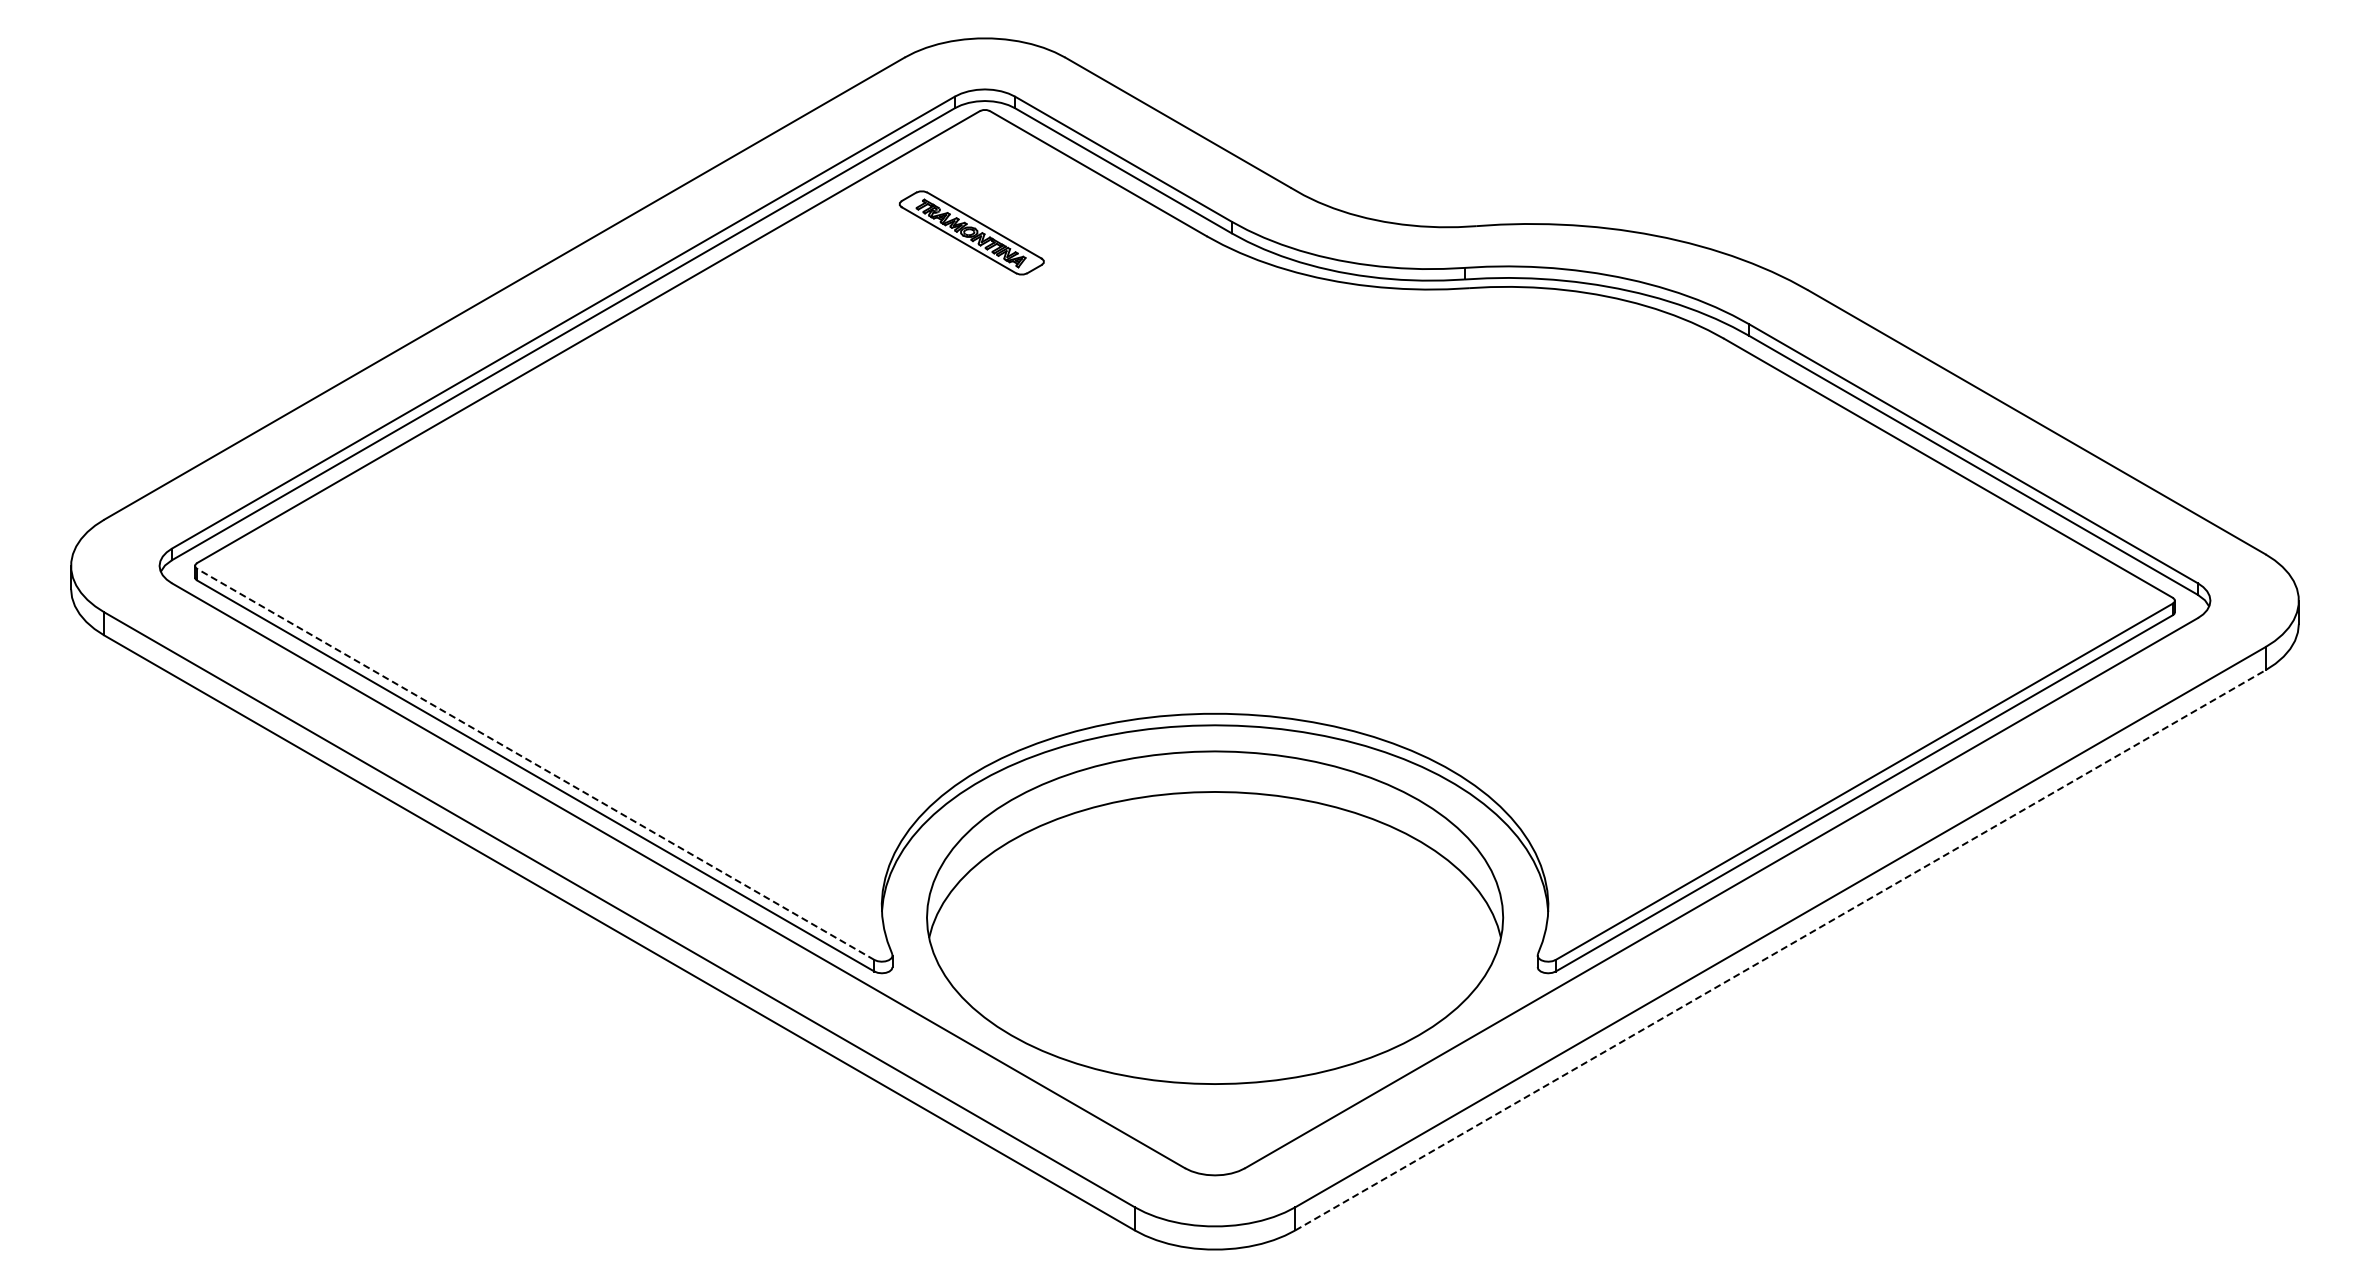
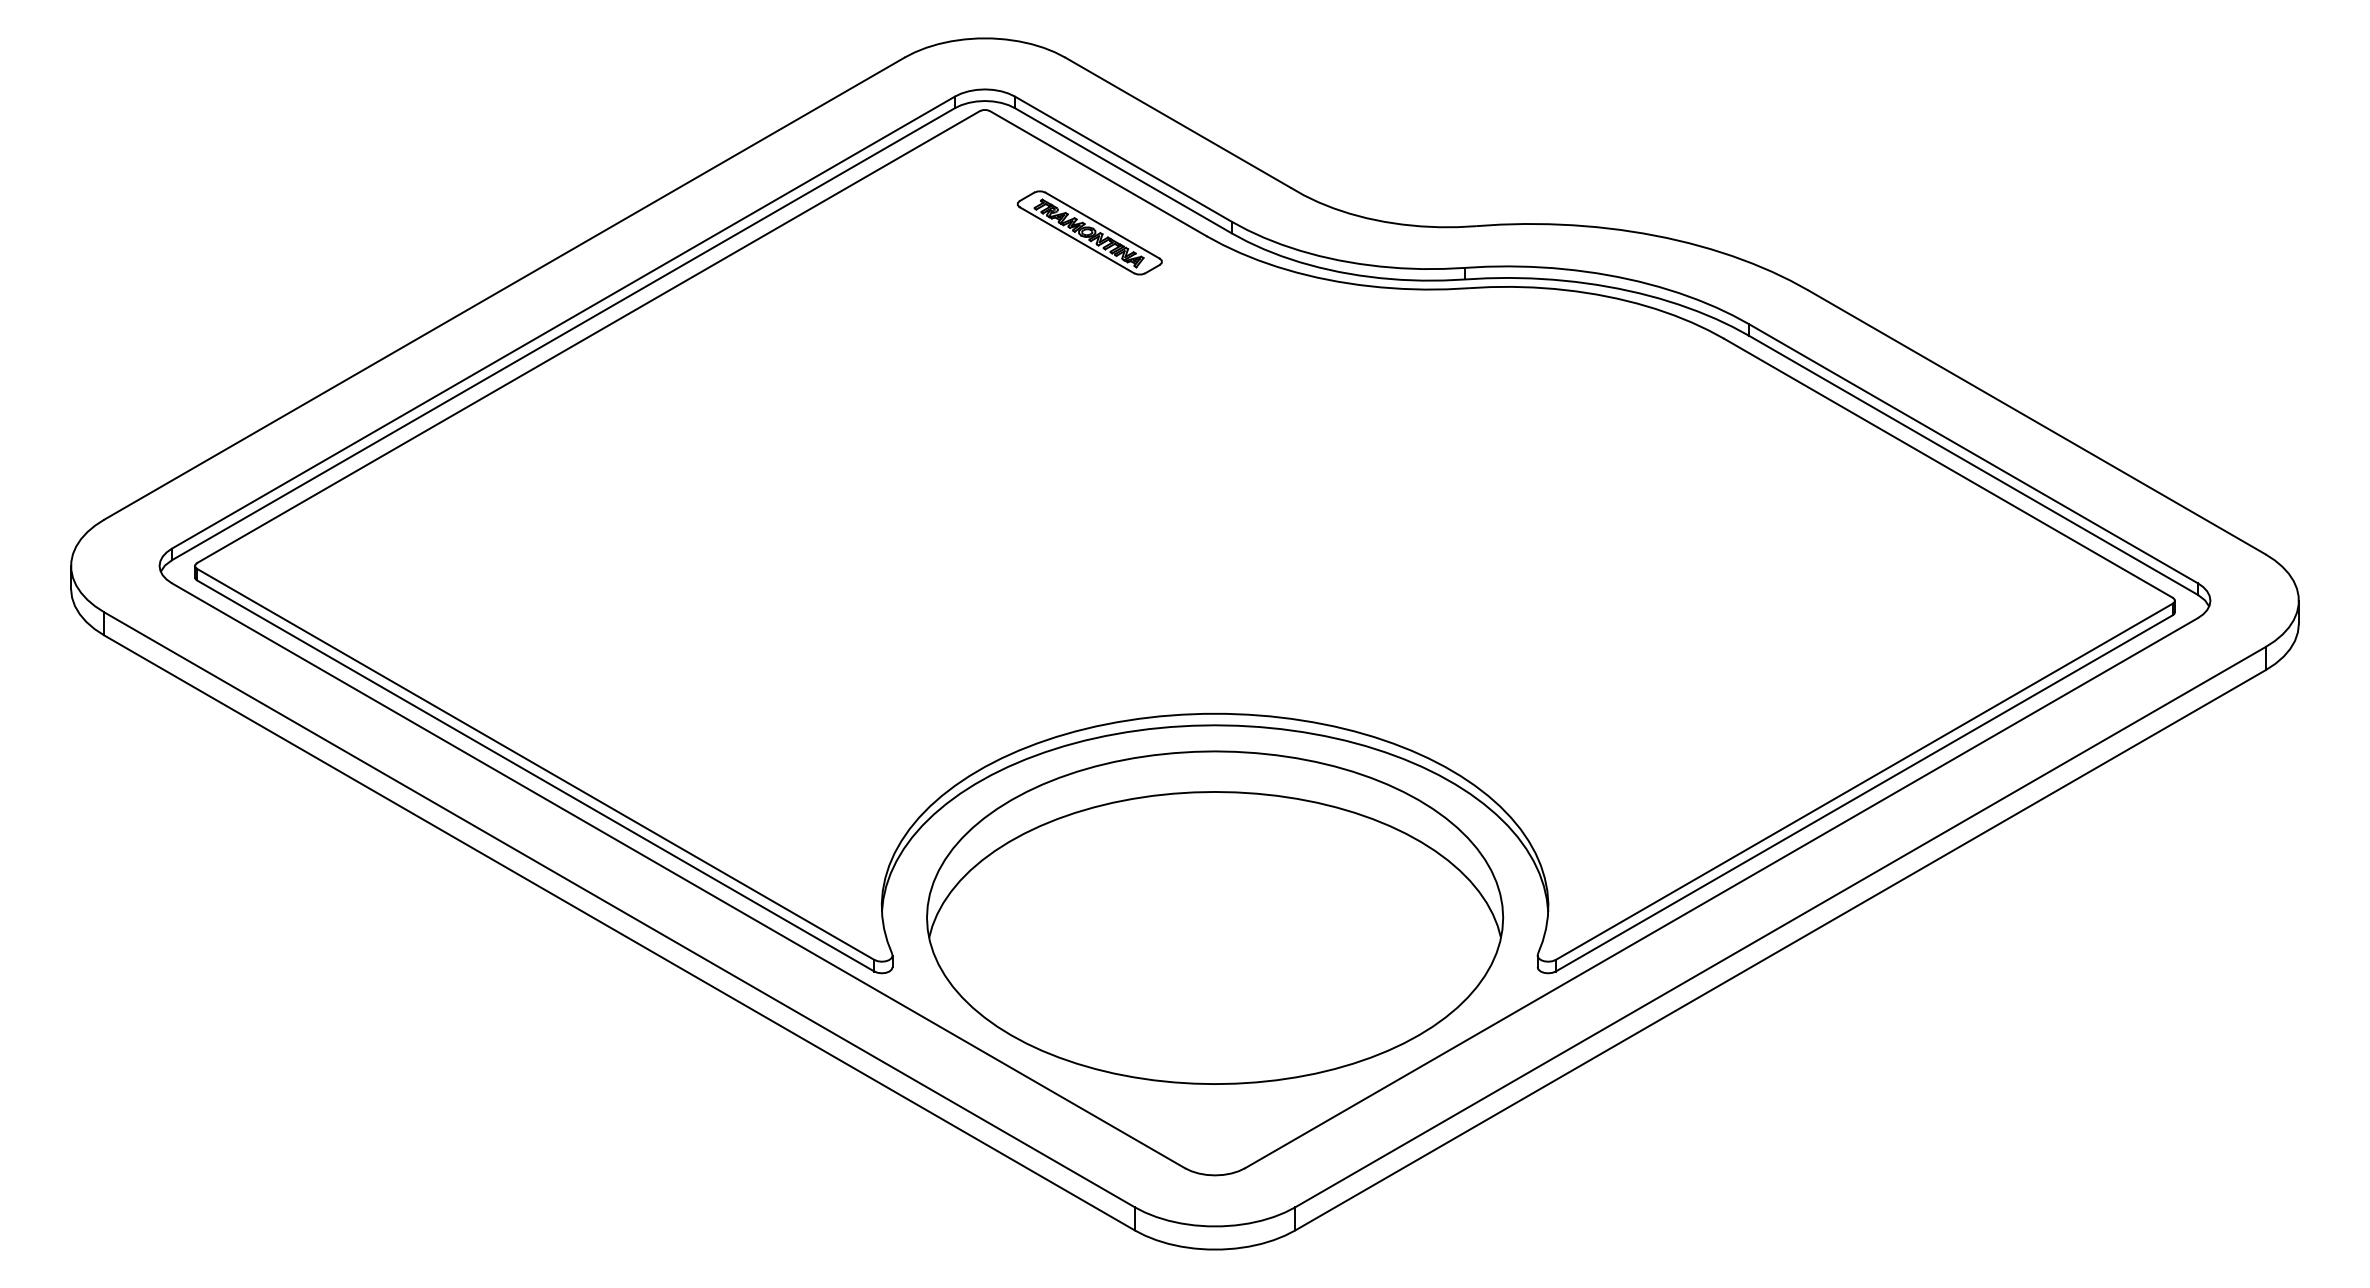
part position: (971, 232) -> (1089, 232) (1089, 232)
line: dashed -> solid (535, 764)
line: dashed -> solid (1780, 950)
